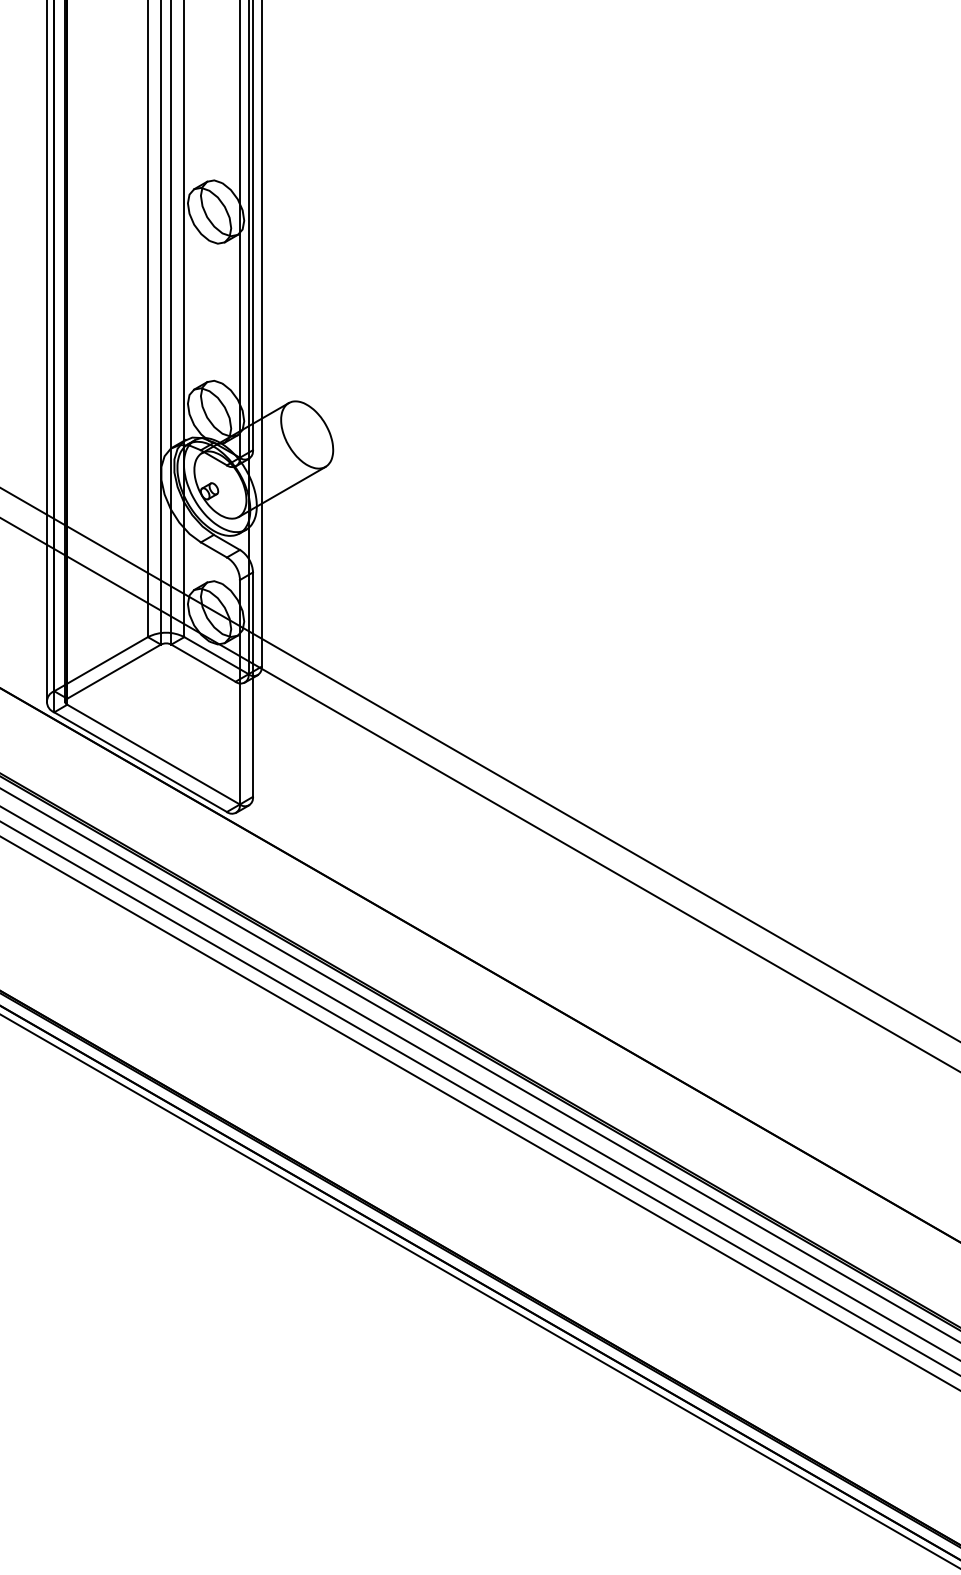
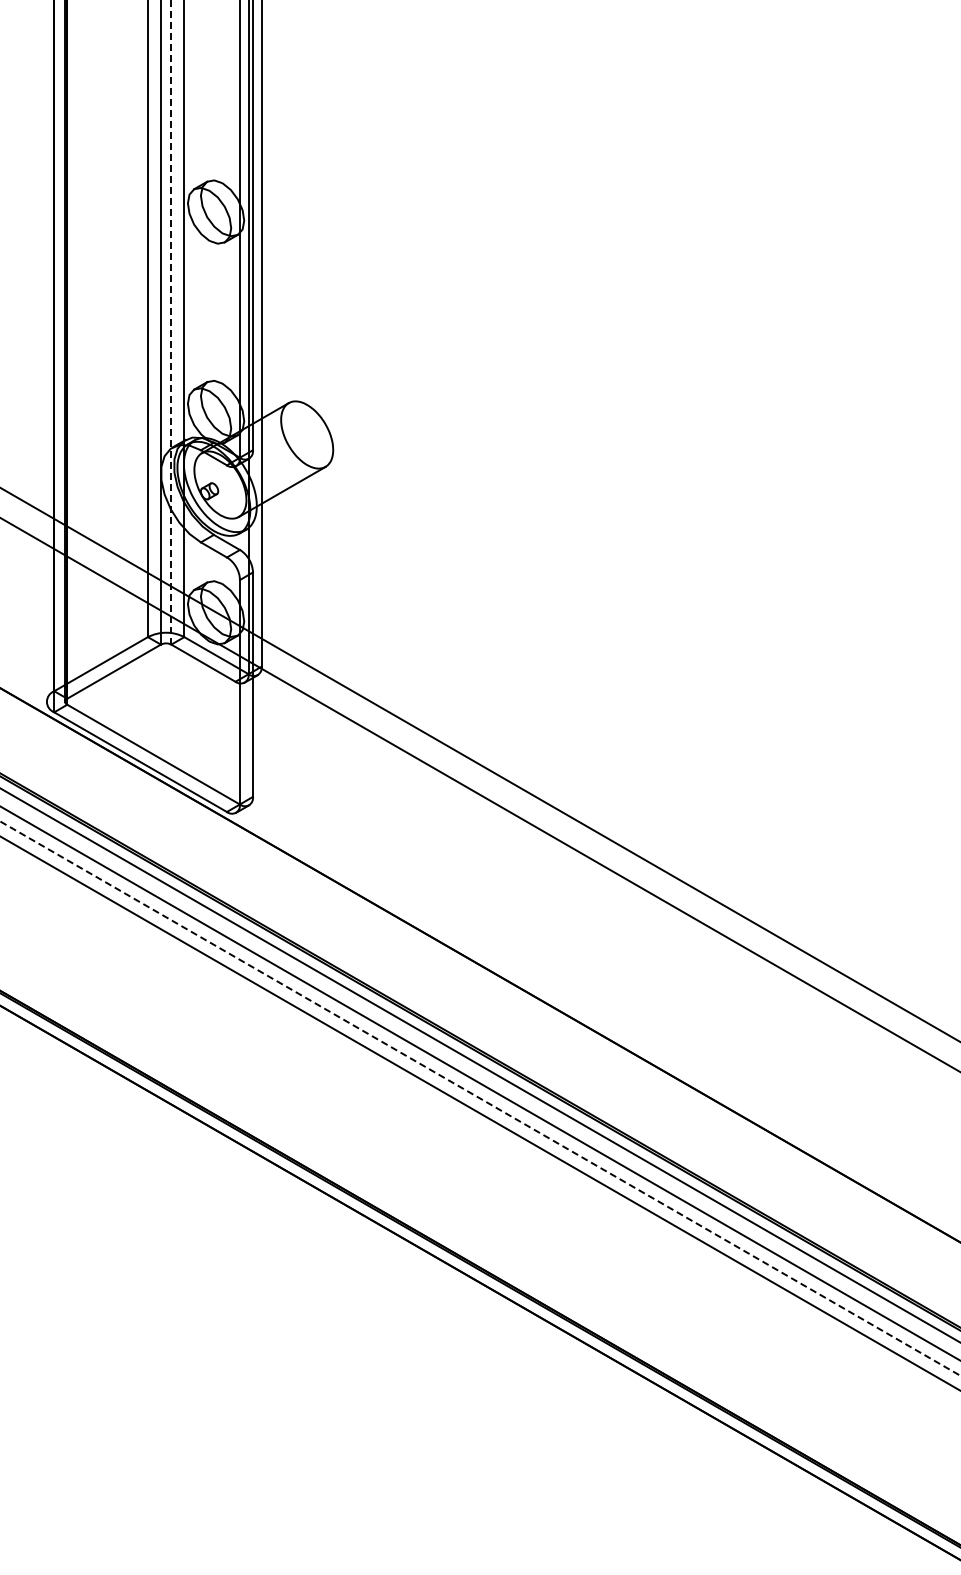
line: solid -> dashed (171, 322)
line: present -> none (46, 351)
line: solid -> dashed (480, 1098)
line: present -> none (479, 1291)
